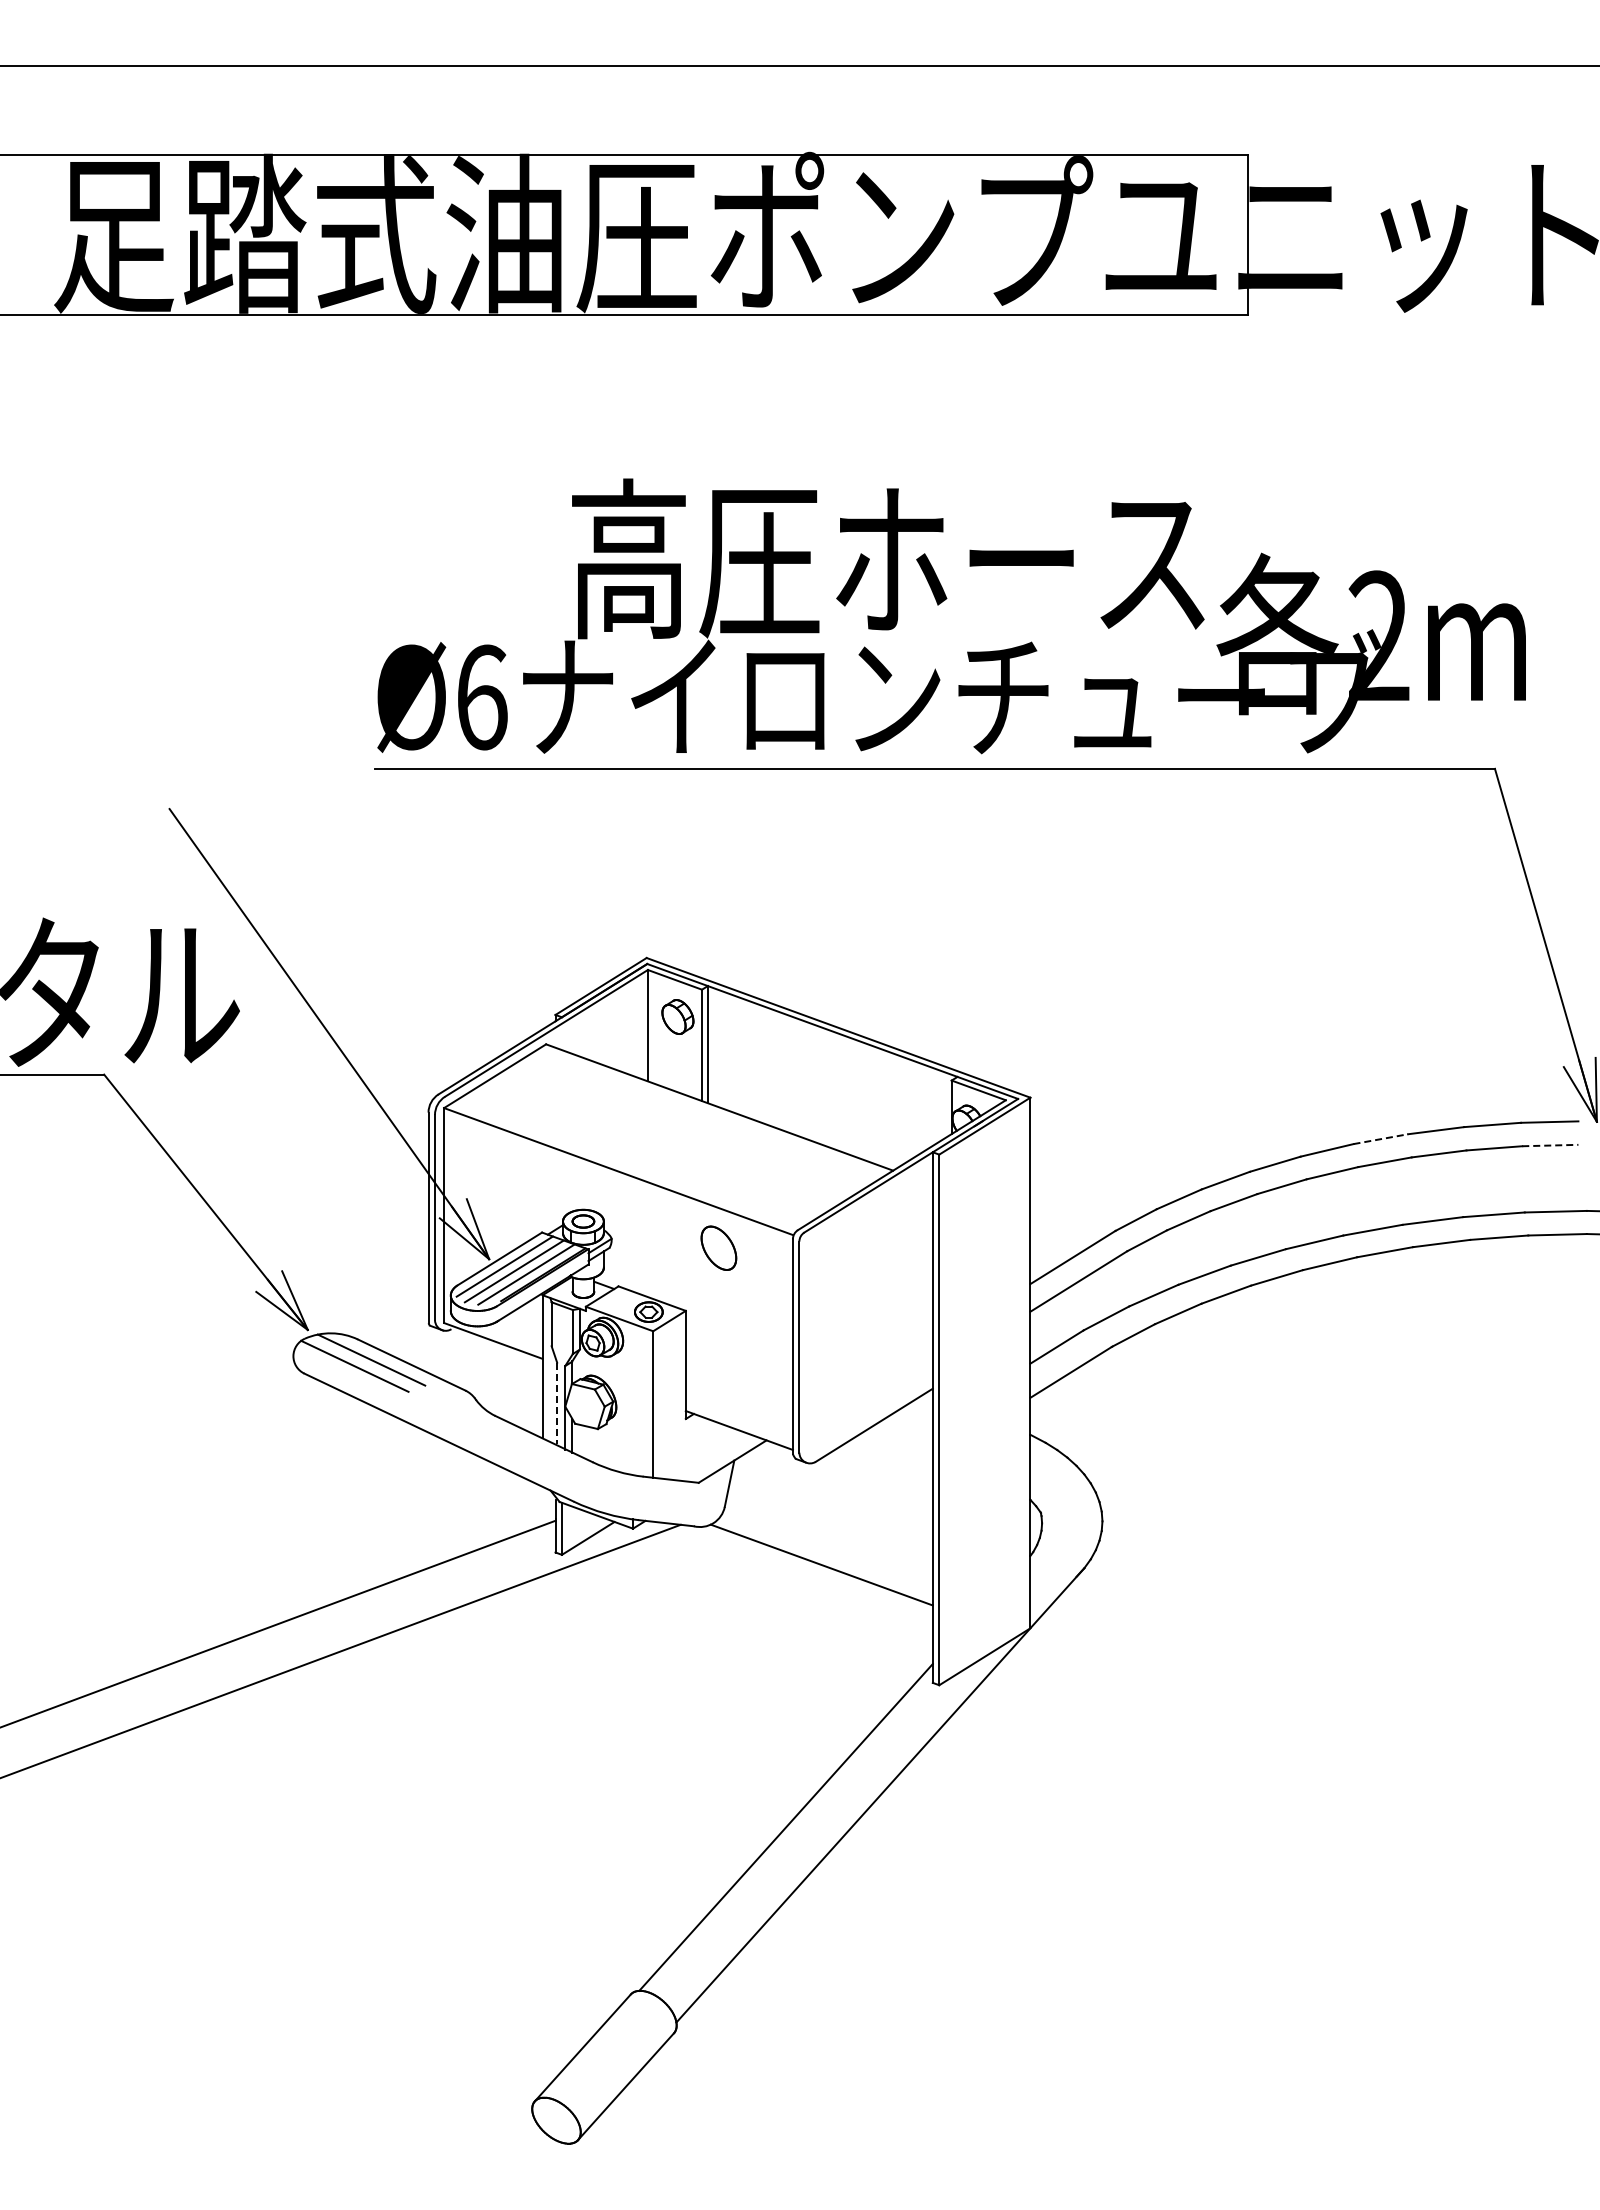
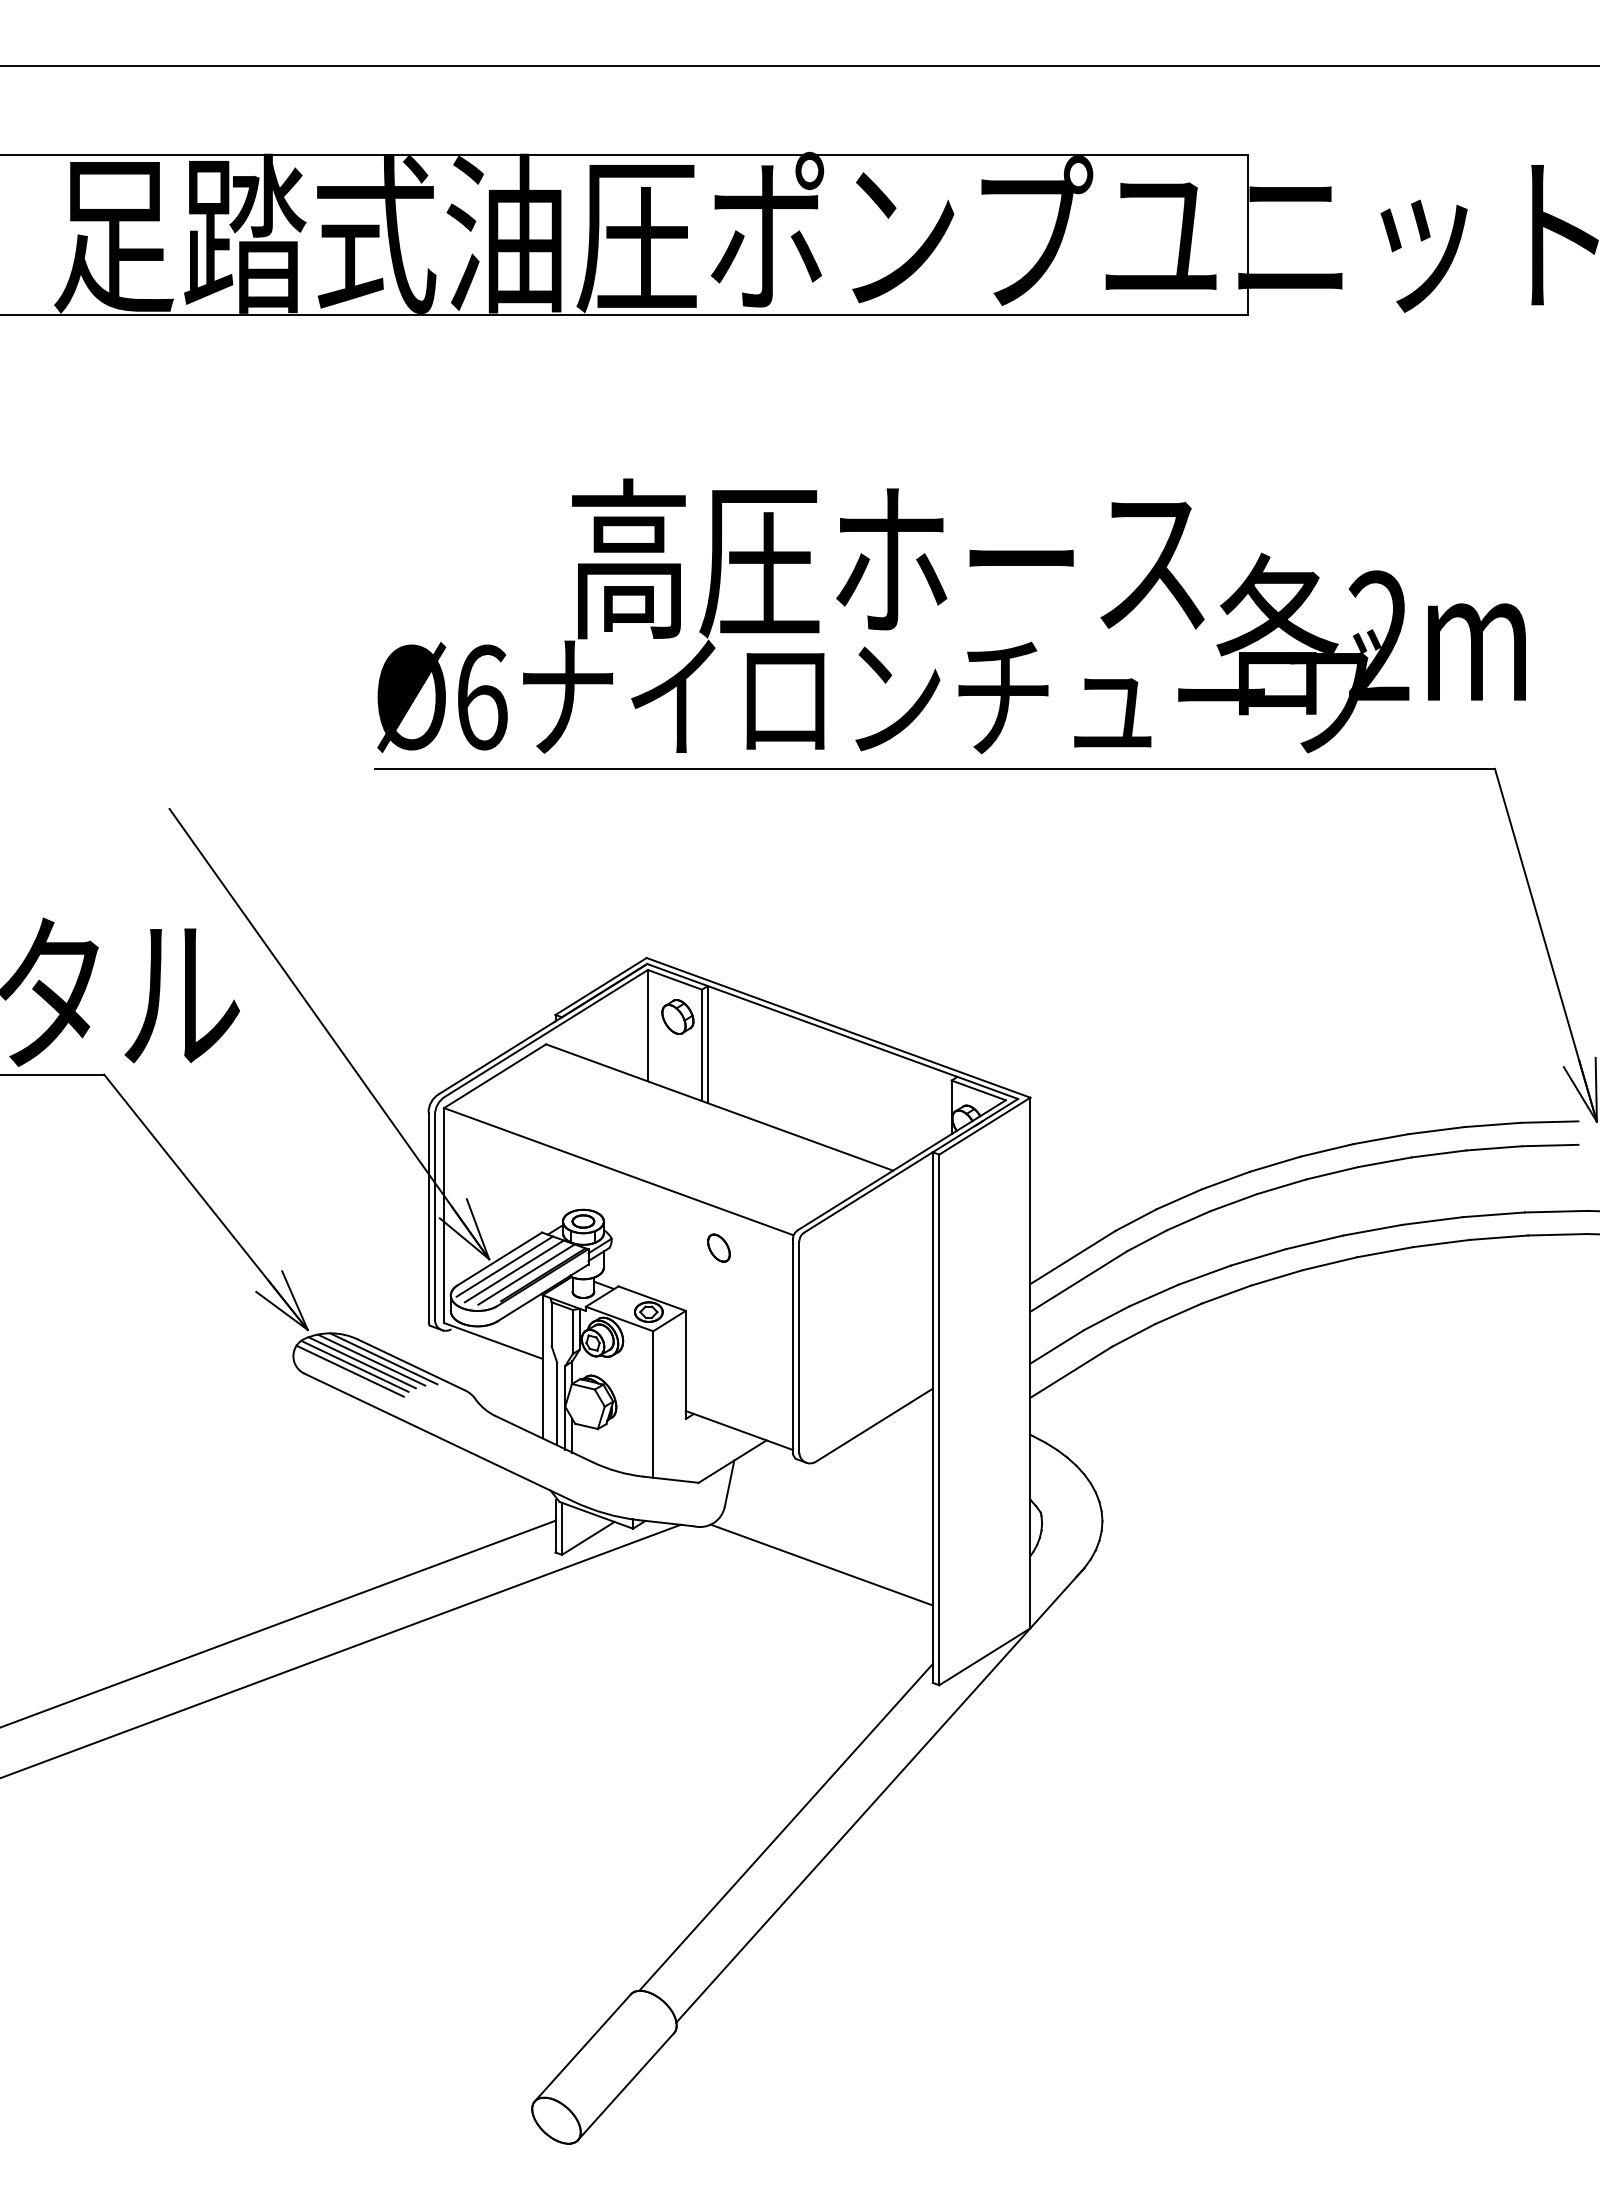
line: dashed -> solid (1380, 1139)
line: dashed -> solid (1550, 1145)
part size: 38x46 px -> 24x30 px (718, 1247)
line: none -> present (383, 1358)
line: none -> present (361, 1362)
line: none -> present (349, 1370)
line: dashed -> solid (557, 1403)
